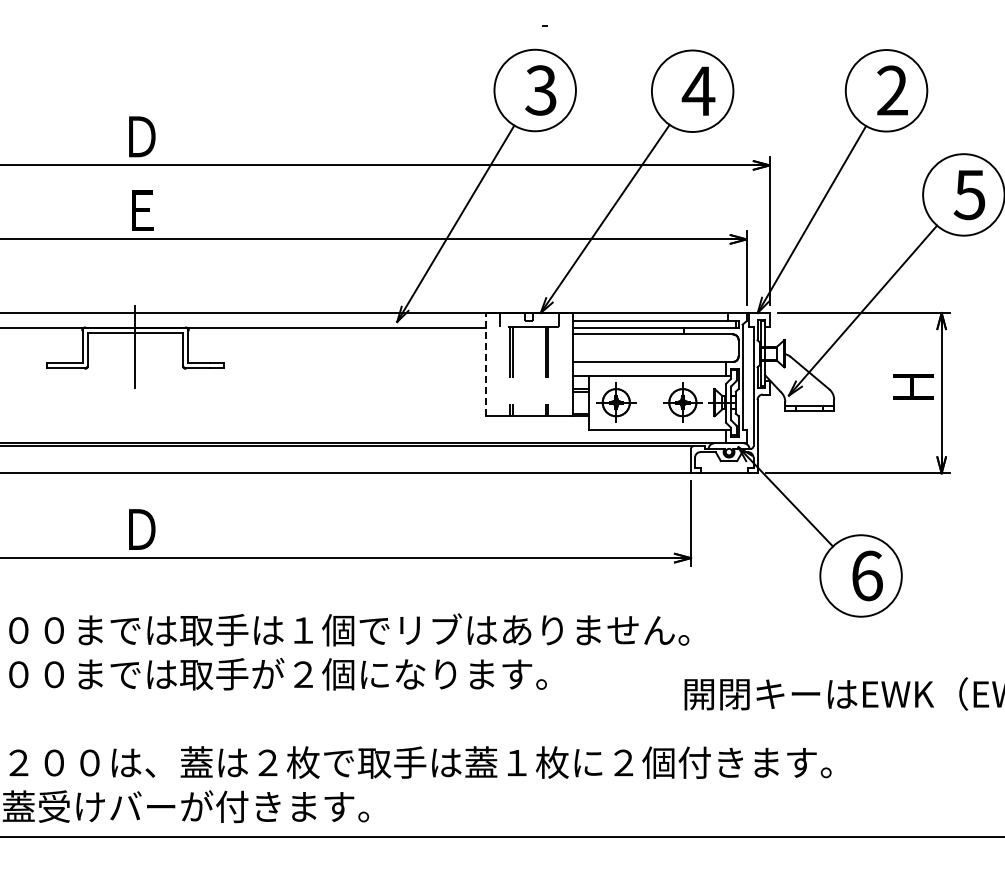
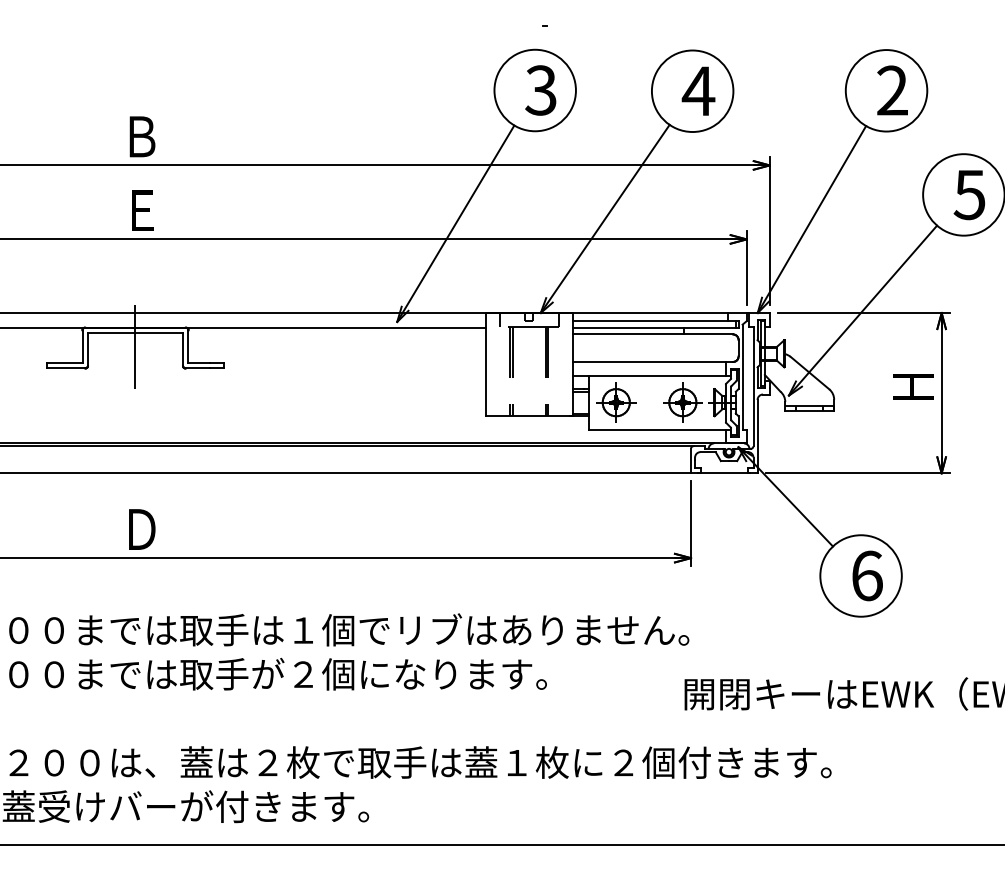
text: Ｄ -> Ｂ (142, 136)
line: dashed -> solid (485, 364)
line position: (501, 837) -> (501, 845) (501, 845)
